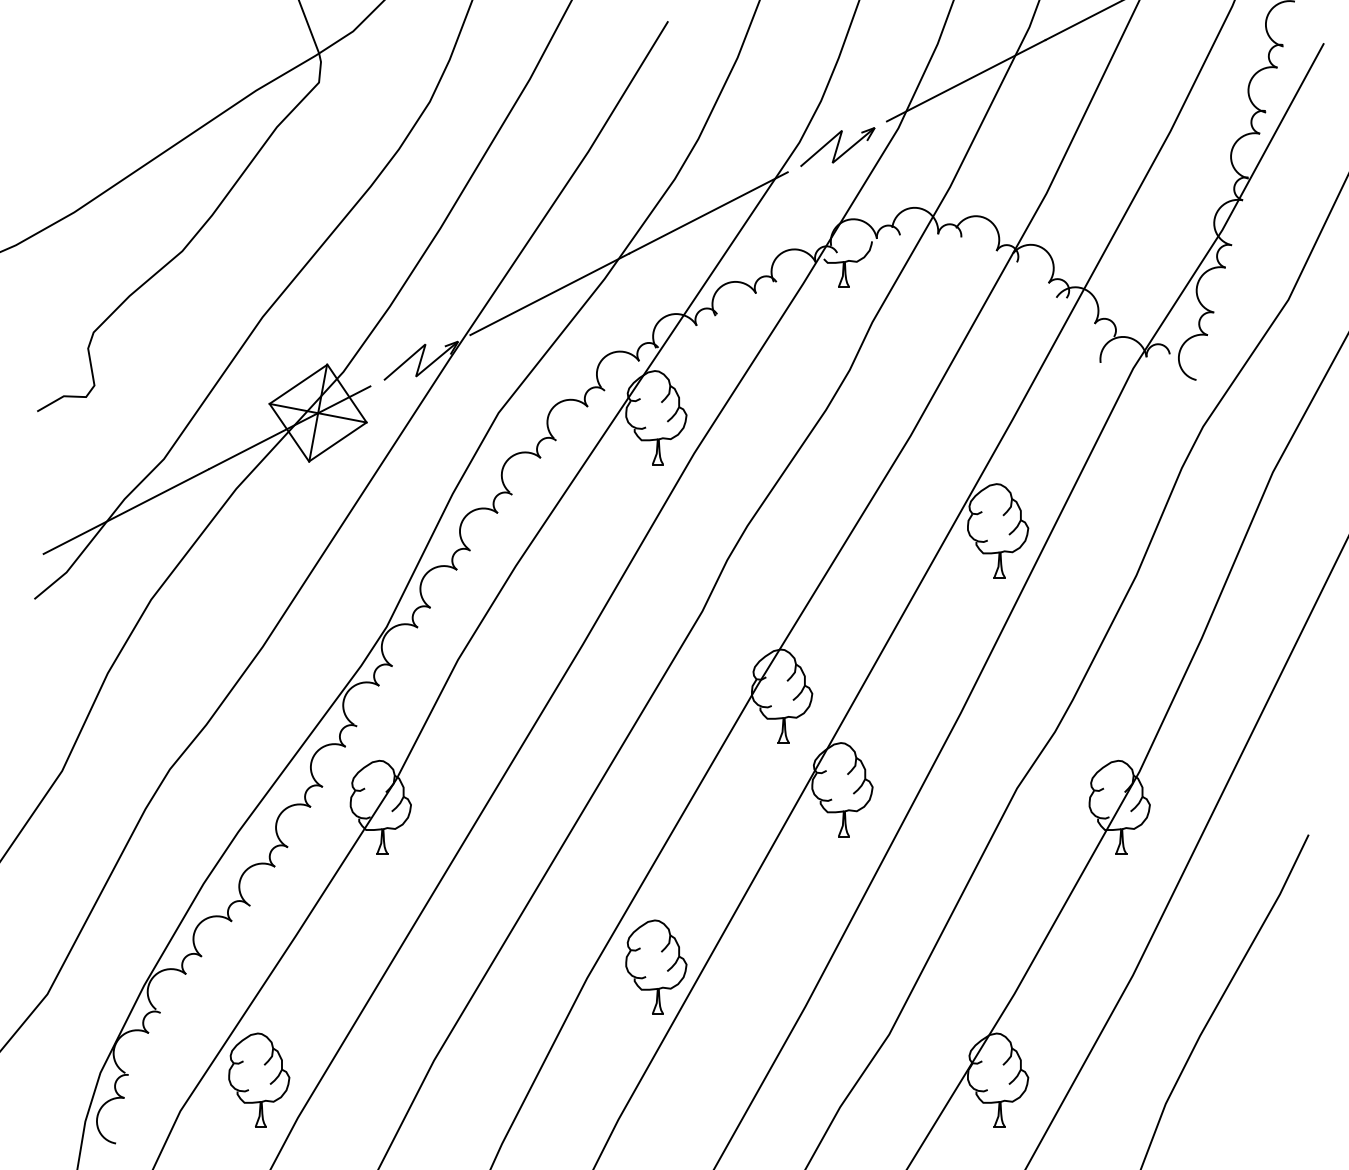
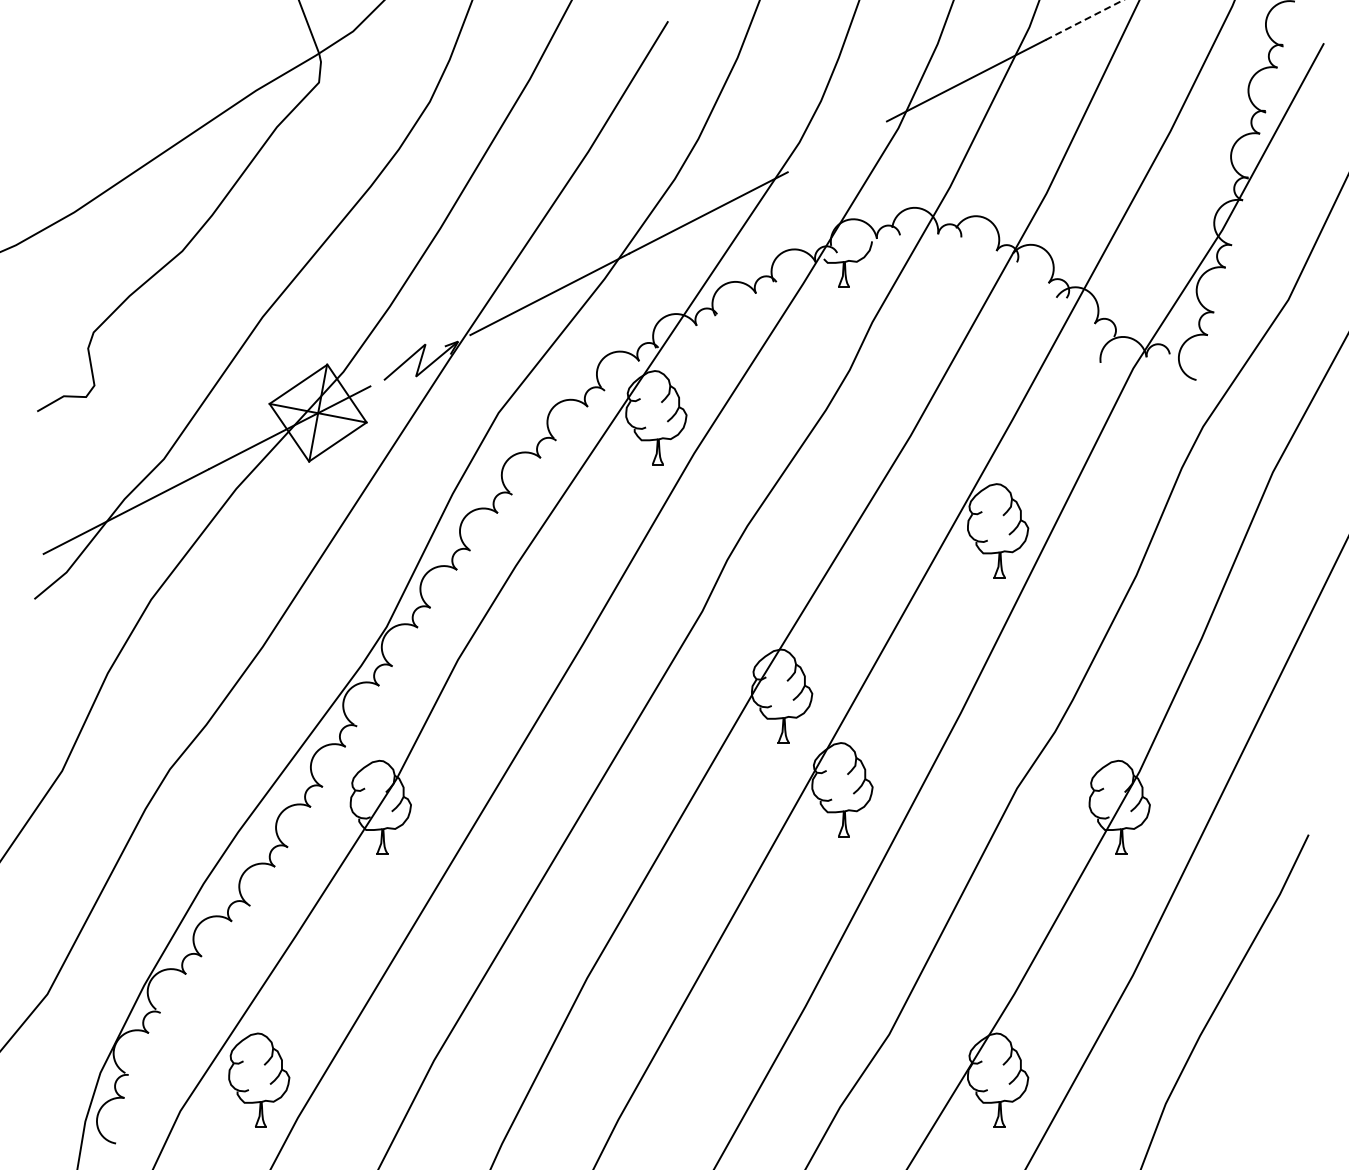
line: solid -> dashed (1084, 20)
part: present -> none (837, 146)
part: present -> none (656, 966)
